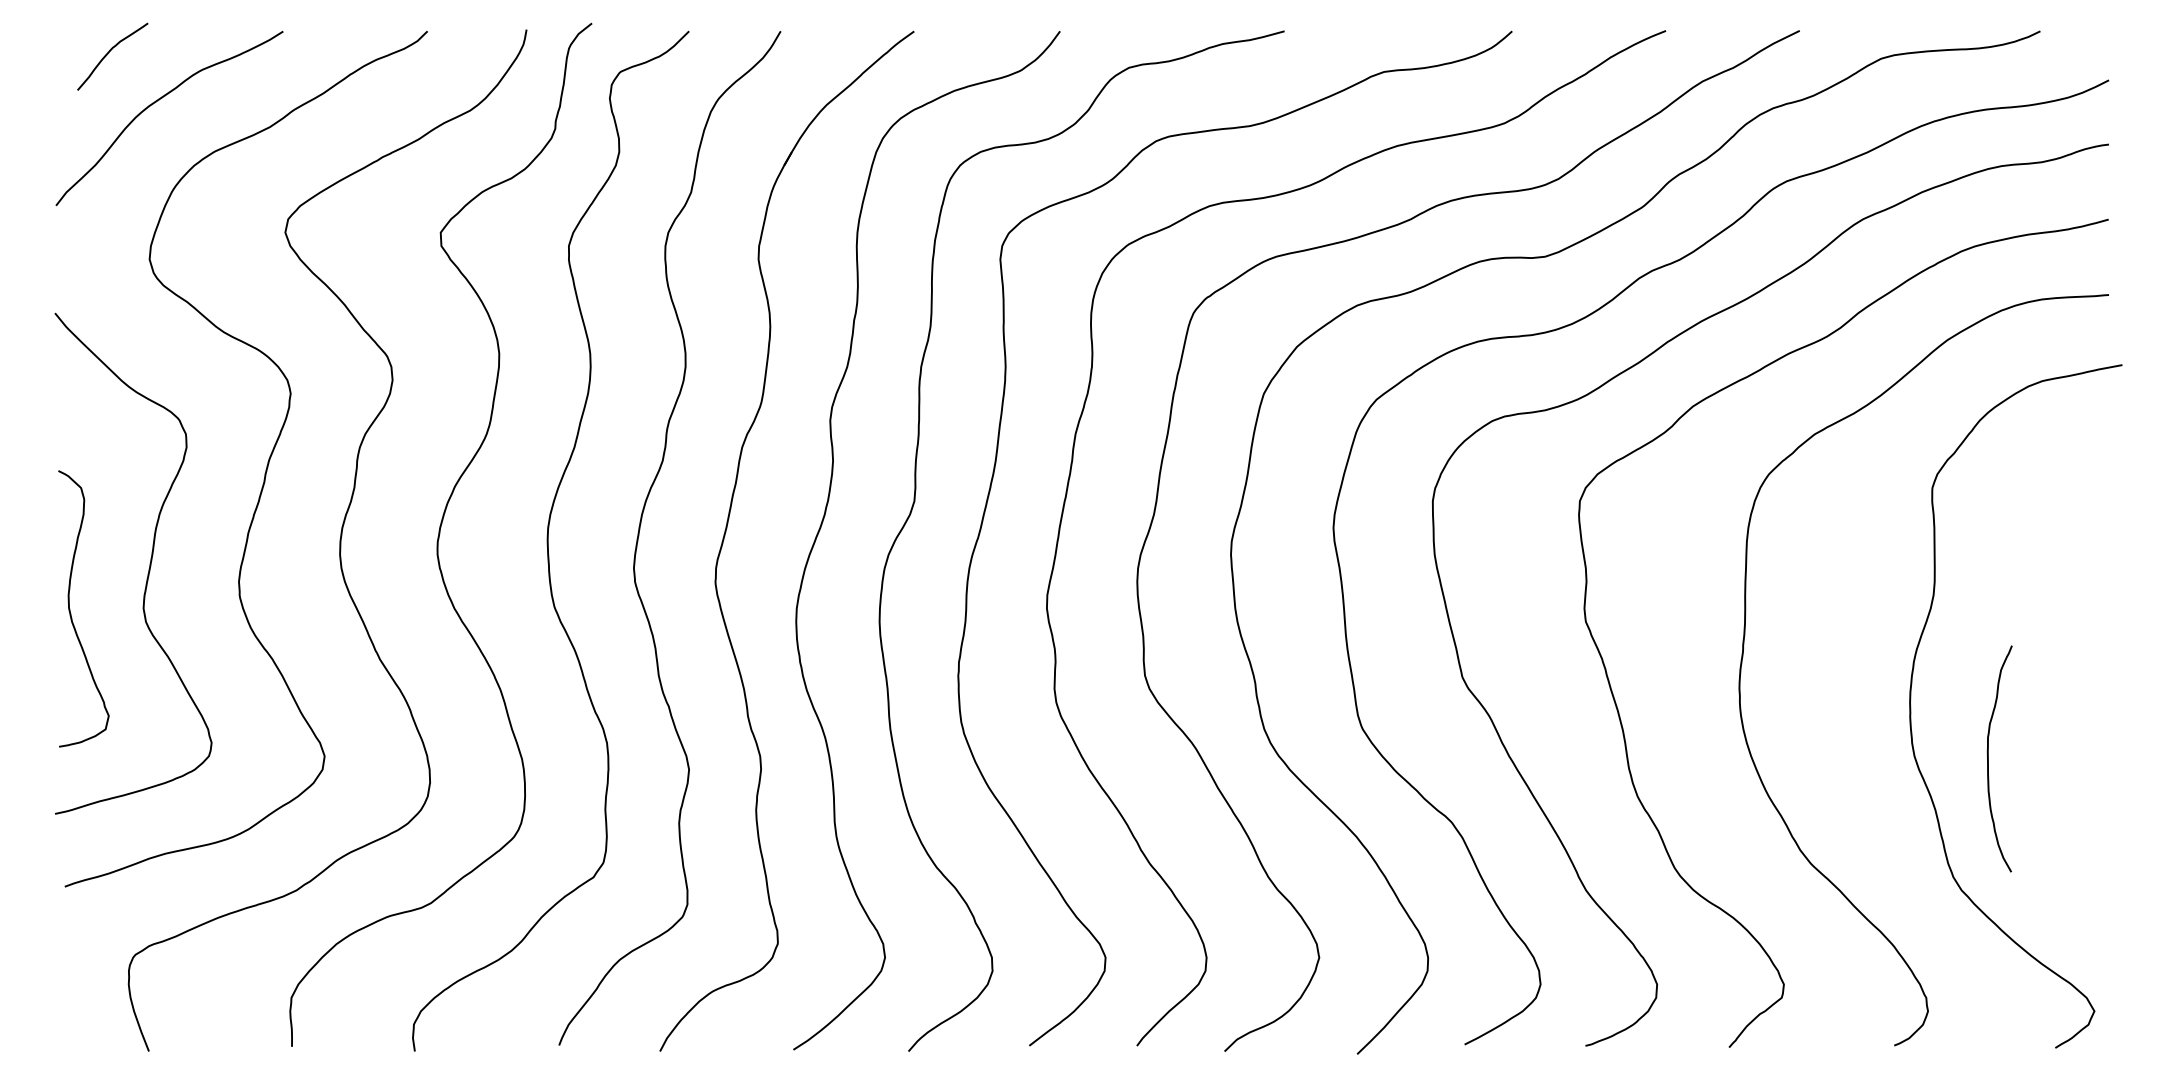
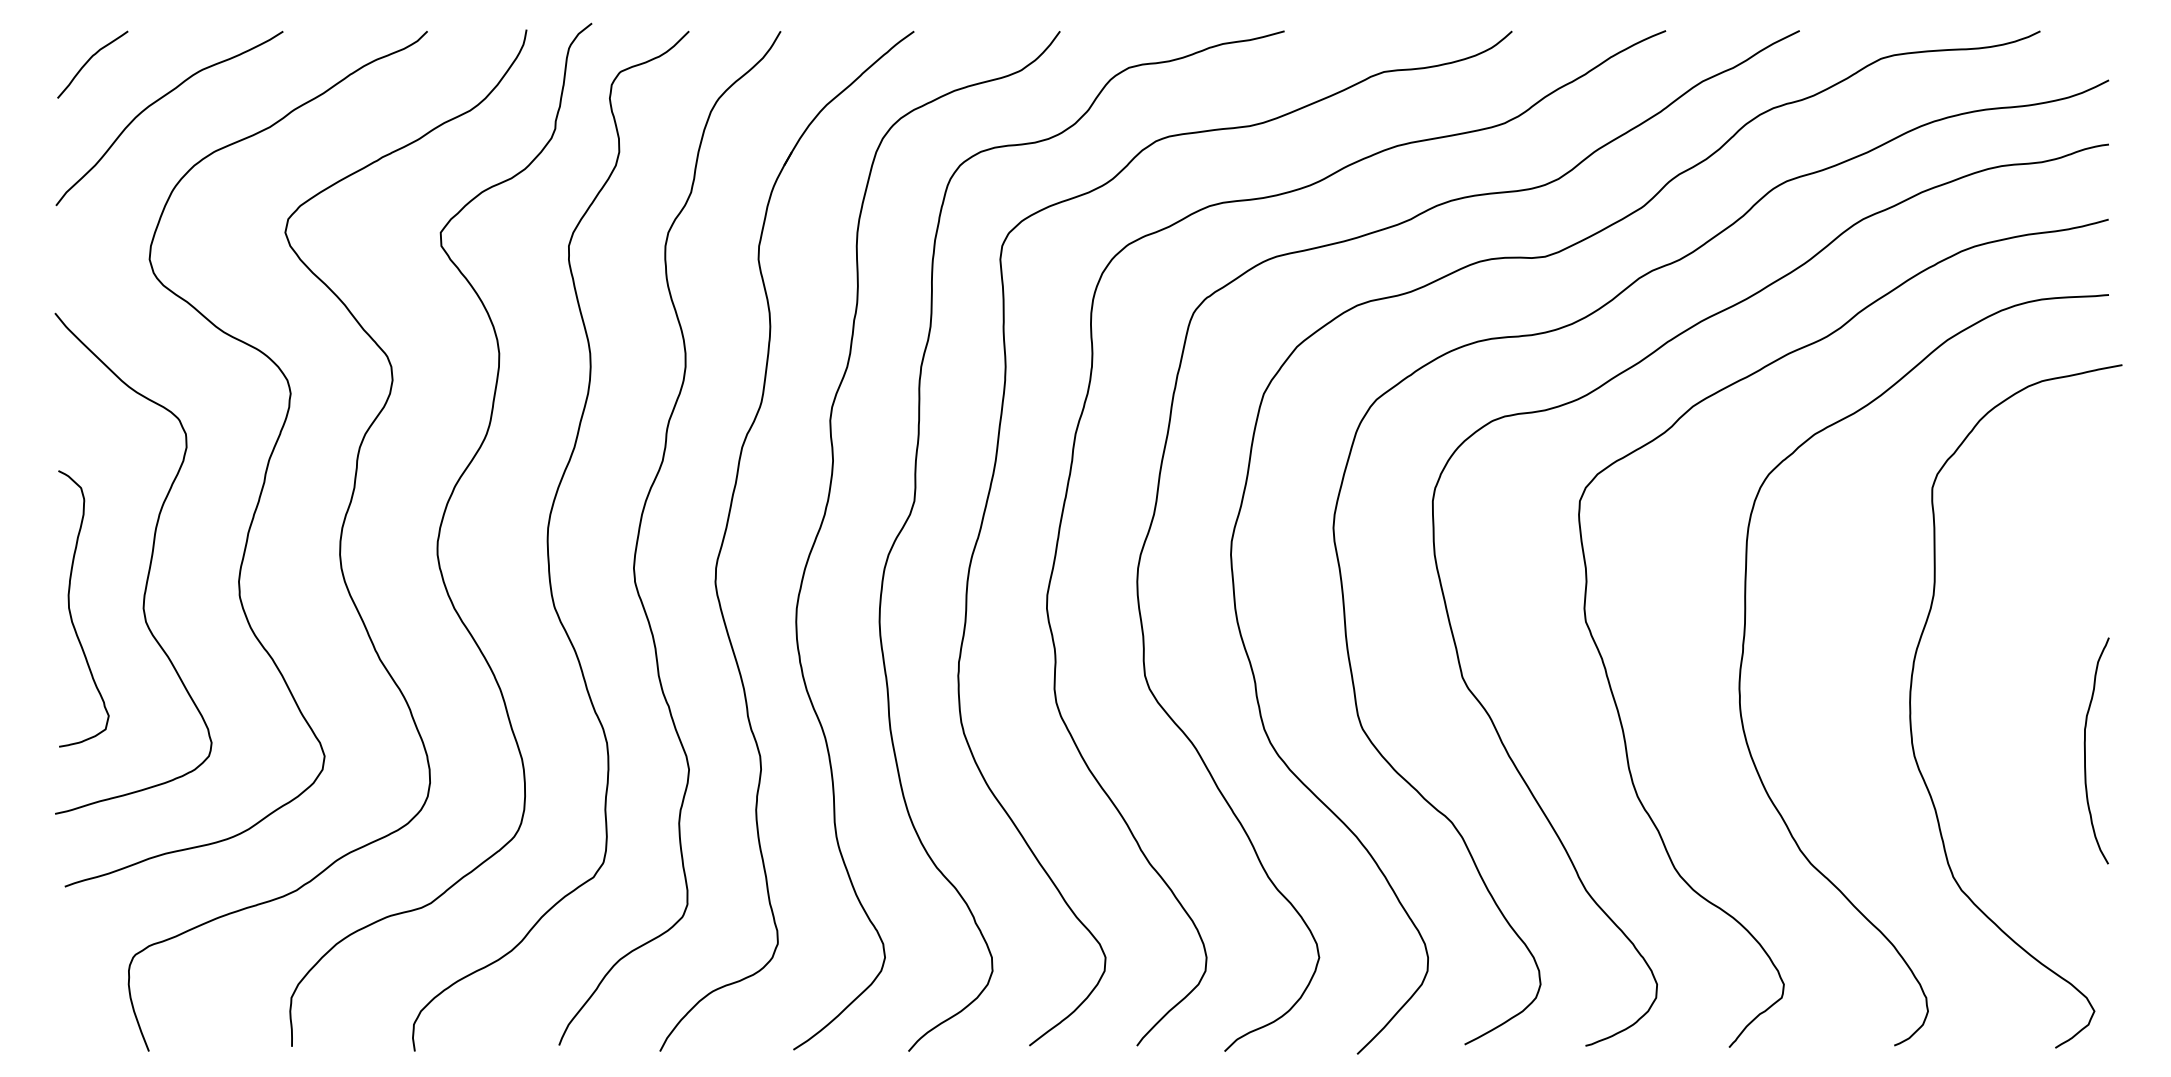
curve position: (108, 54) -> (88, 62) (88, 62)
curve position: (1988, 758) -> (2085, 750) (2085, 750)
